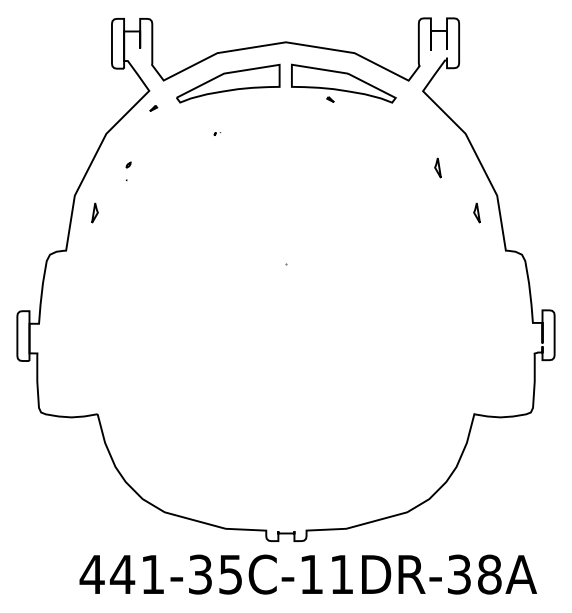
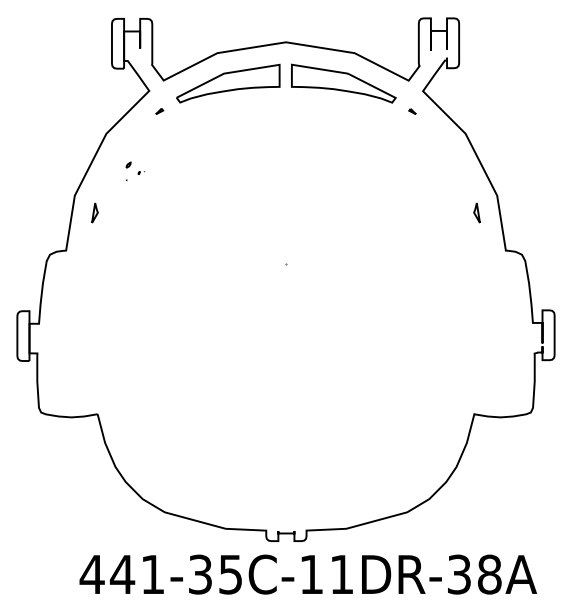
part position: (330, 99) -> (412, 111) (412, 111)
part position: (153, 108) -> (159, 111) (159, 111)
part position: (217, 133) -> (141, 172) (141, 172)
part: present -> none (437, 167)
